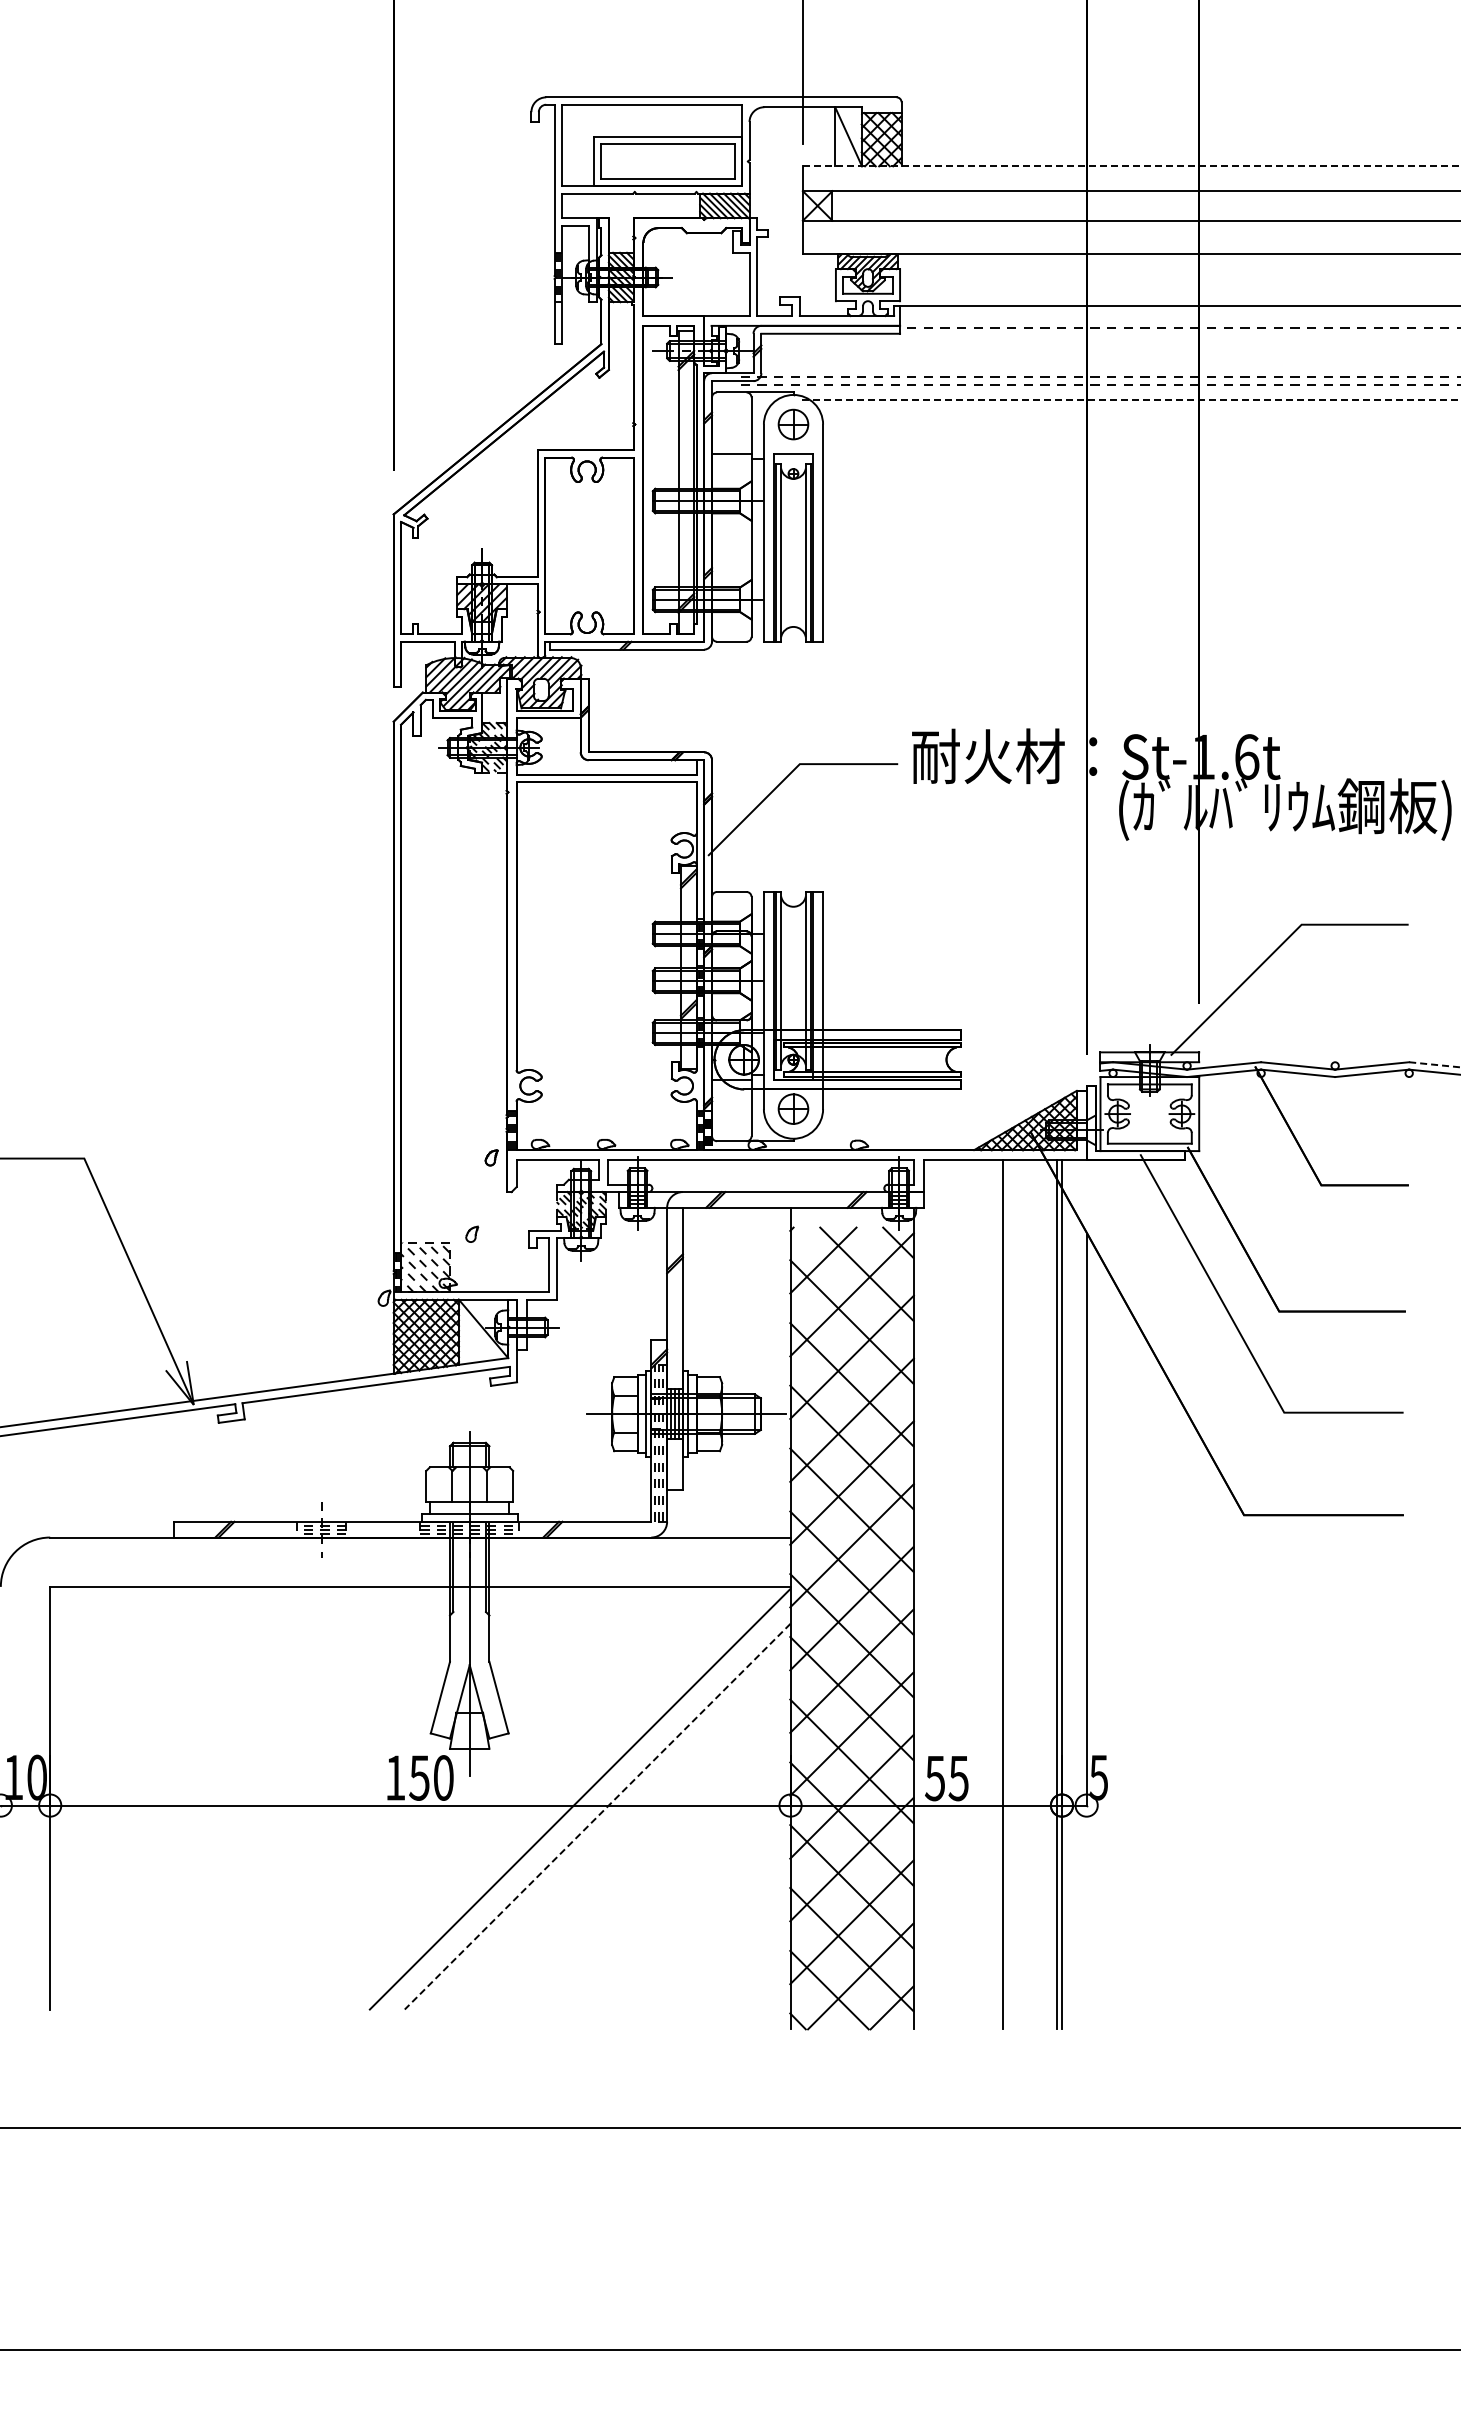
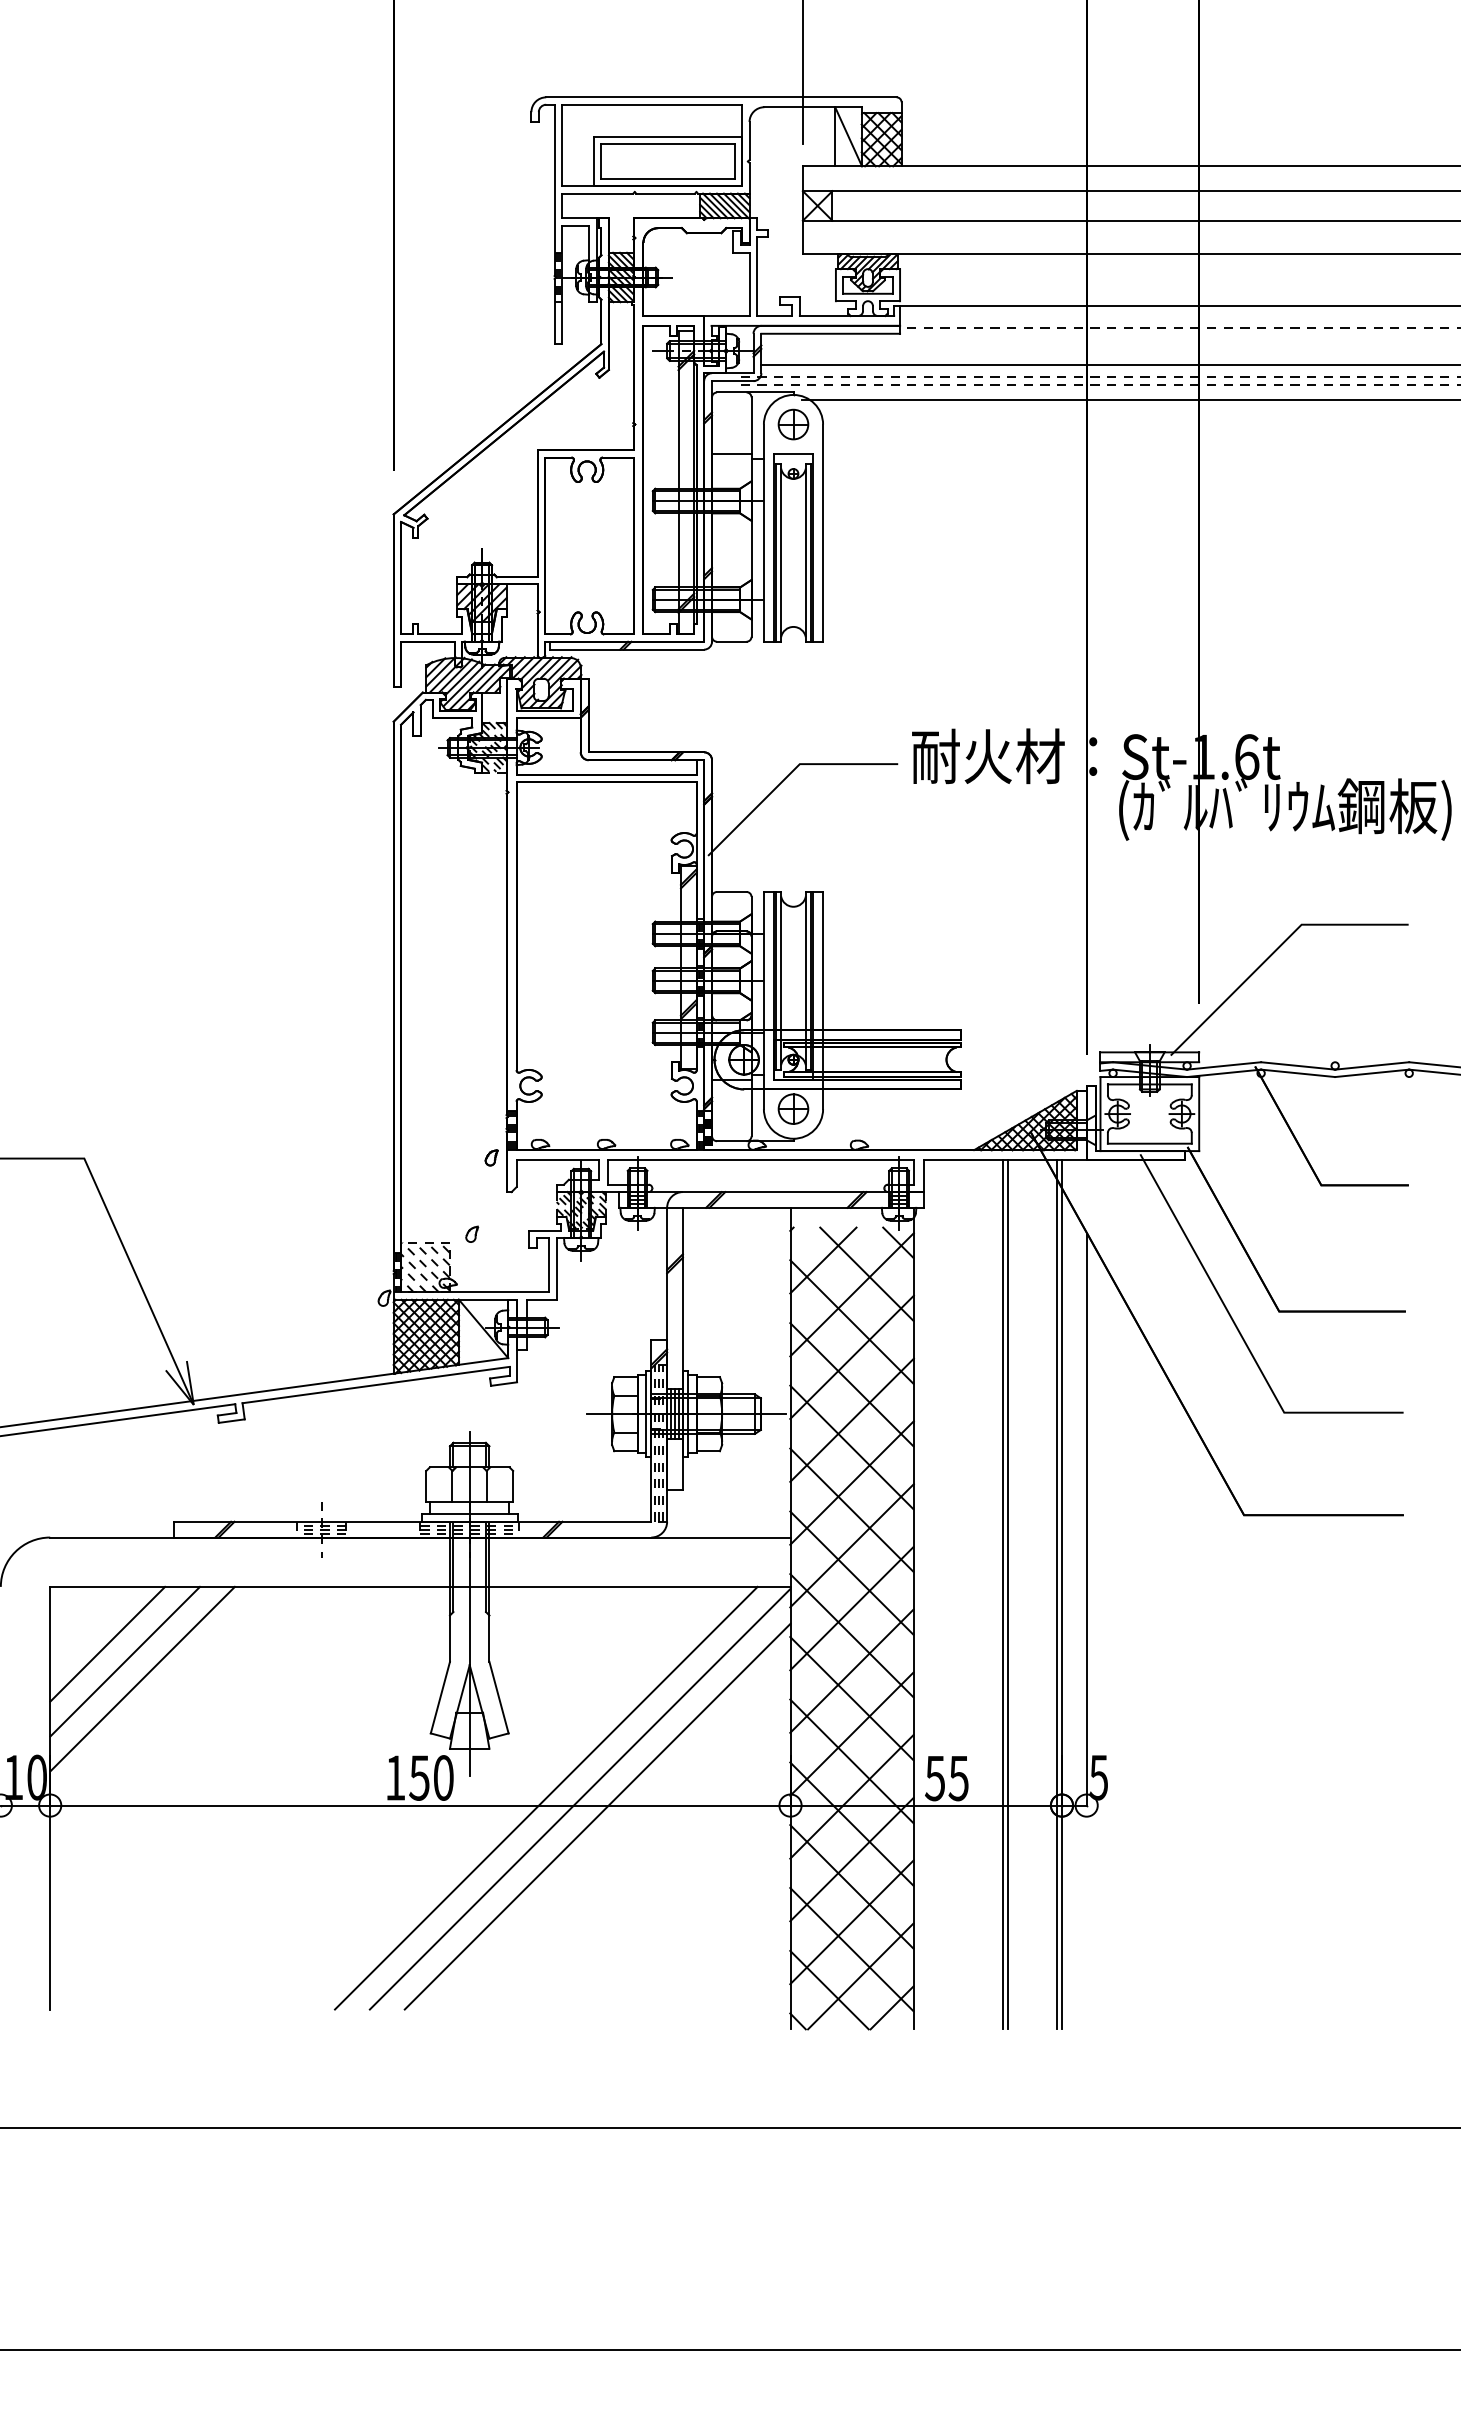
line: dashed -> solid (1131, 166)
line: none -> present (1109, 365)
line: dashed -> solid (1131, 399)
line: dashed -> solid (1434, 1064)
line: none -> present (1007, 1594)
line: none -> present (107, 1643)
line: none -> present (124, 1661)
line: none -> present (142, 1678)
line: none -> present (546, 1797)
line: dashed -> solid (597, 1816)
